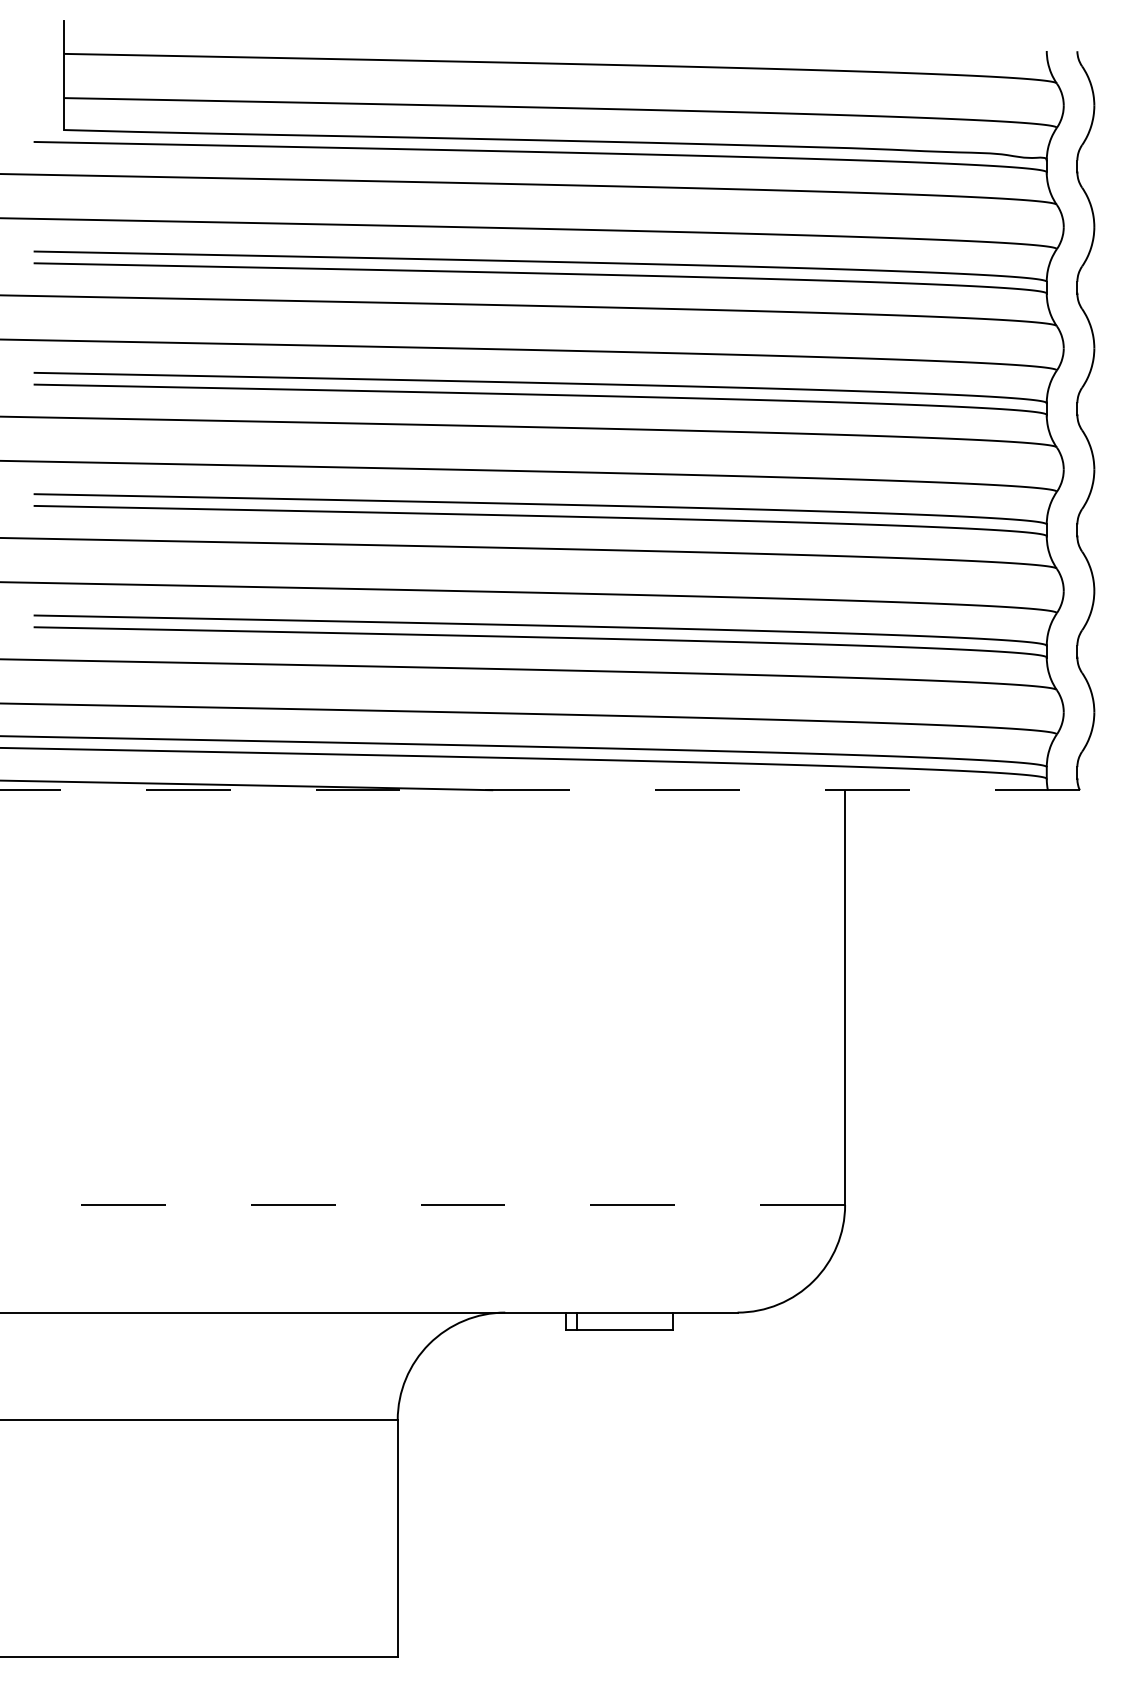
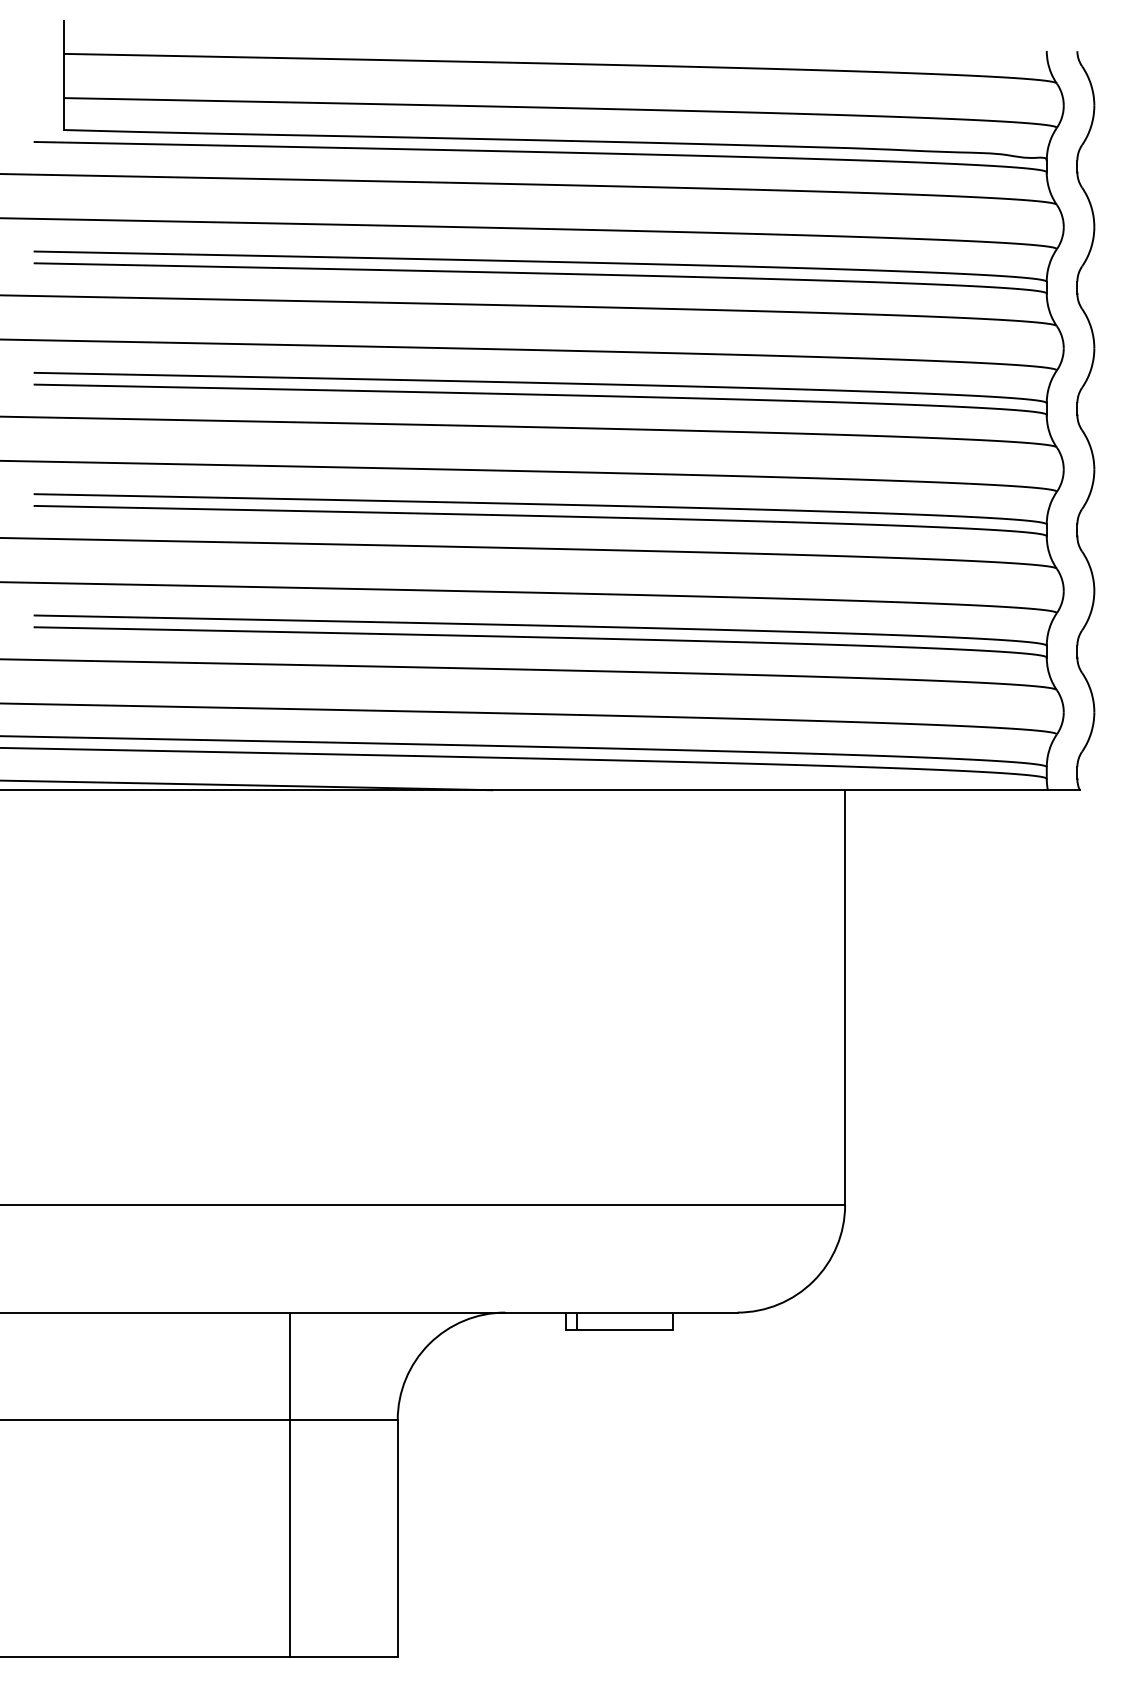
line: dashed -> solid (539, 790)
line: dashed -> solid (422, 1205)
line: none -> present (290, 1484)
